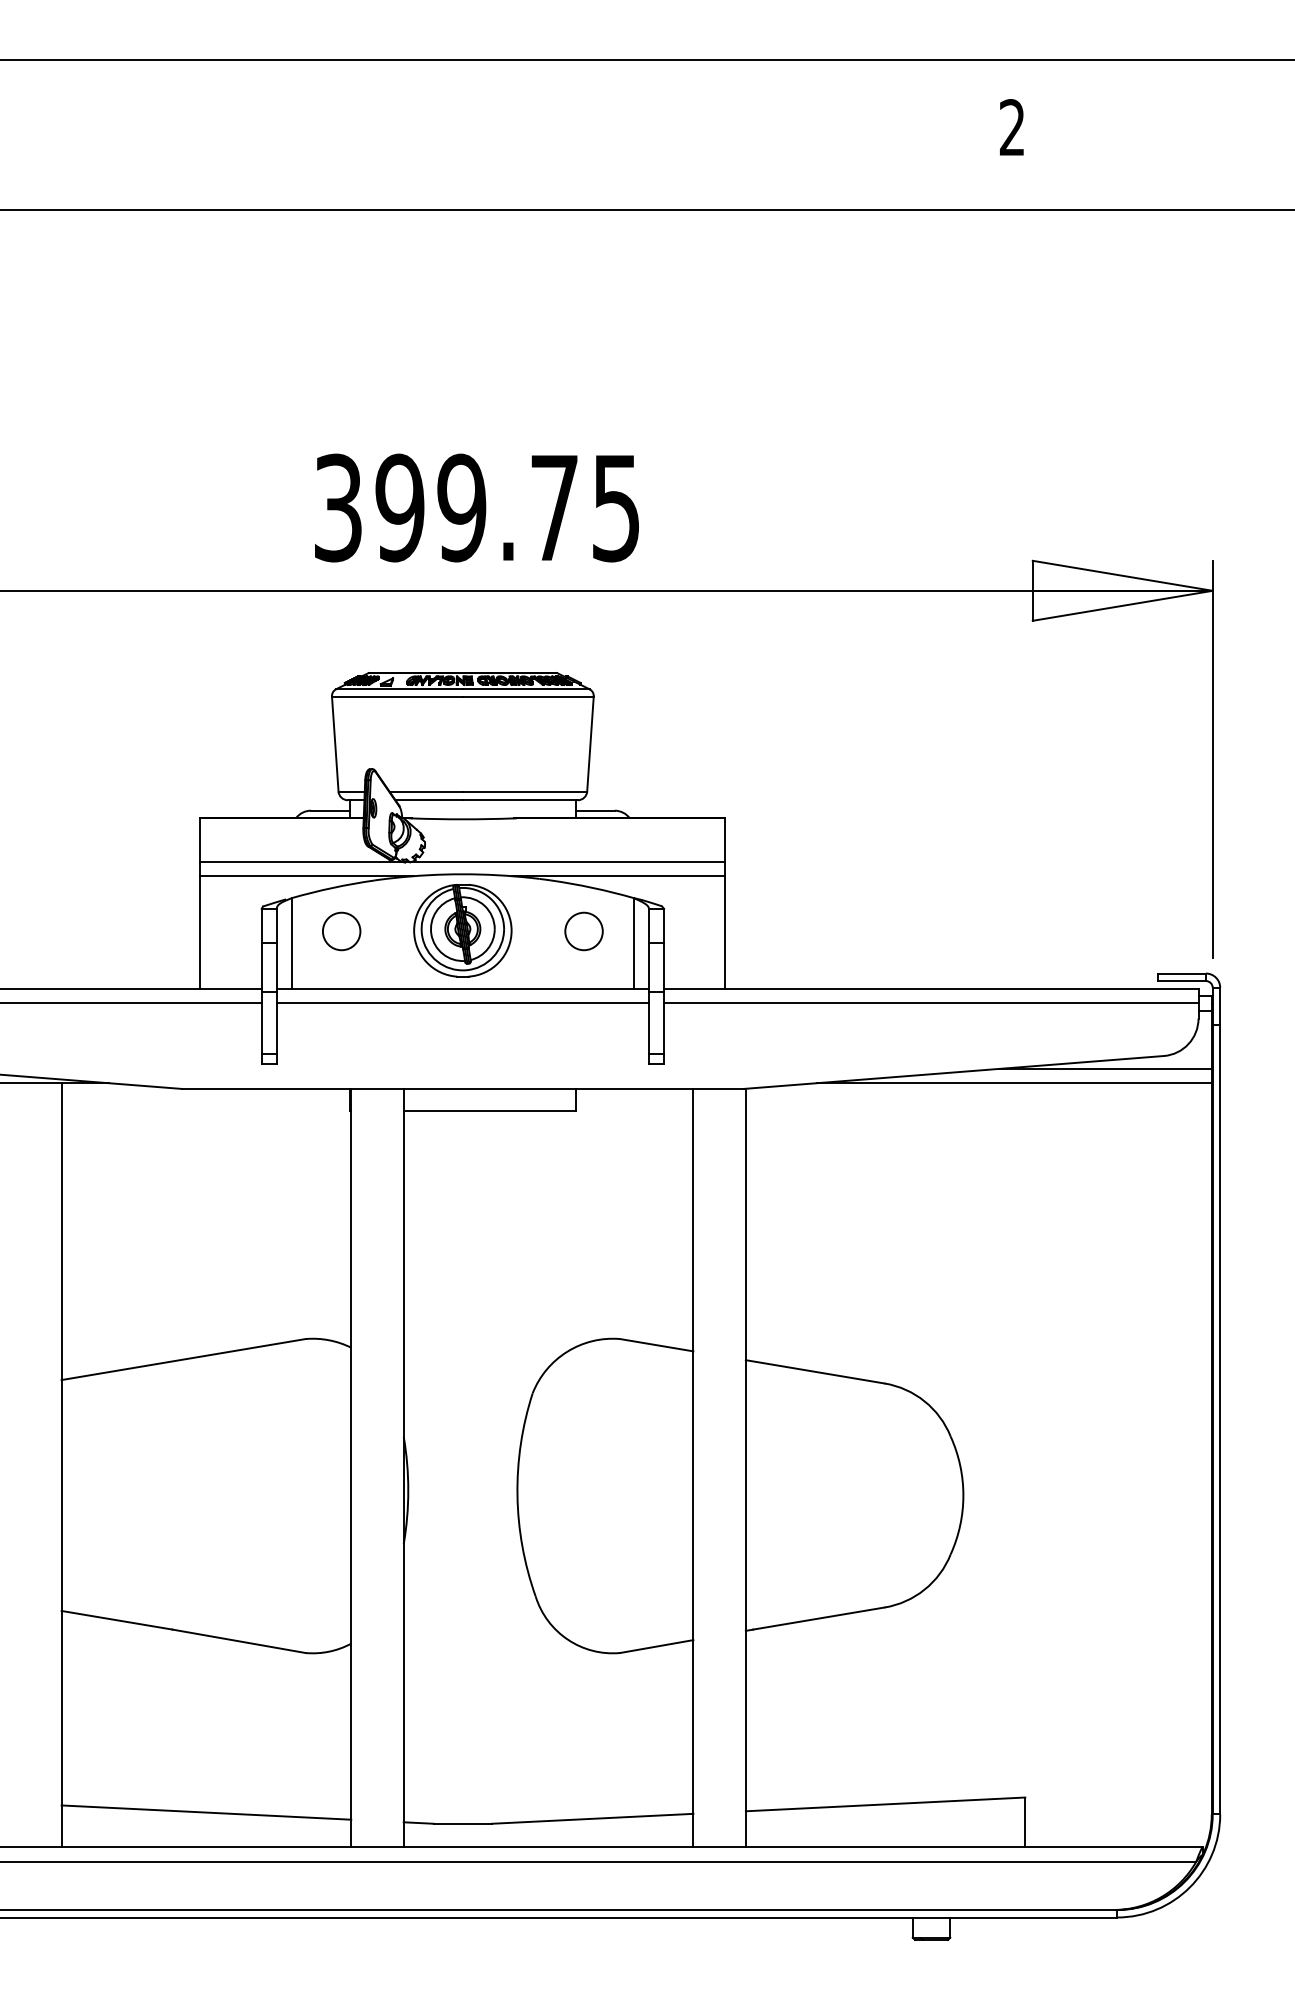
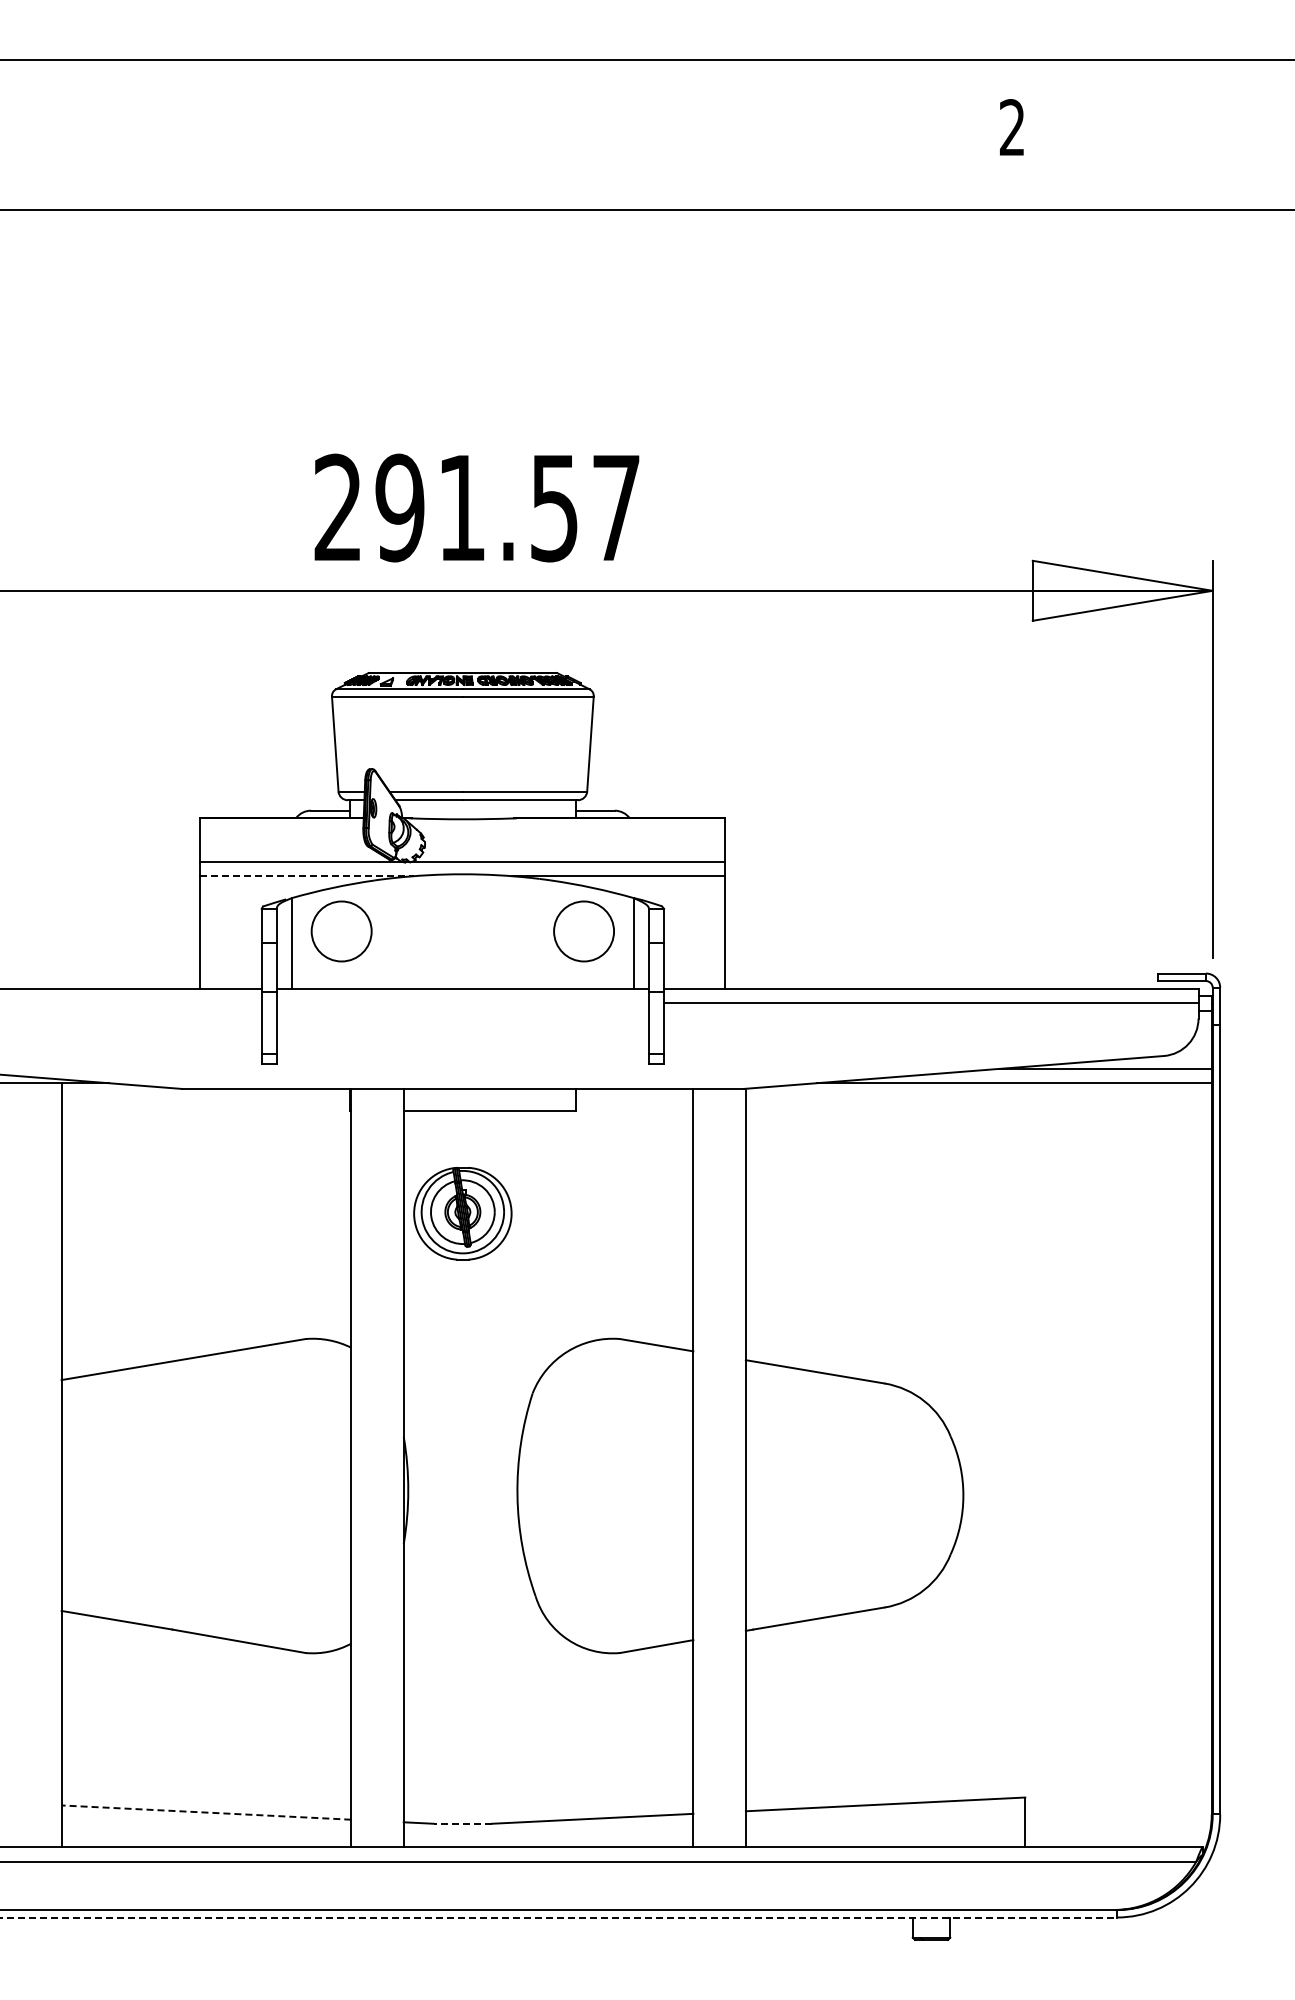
text: 399.75 -> 291.57 (476, 507)
line: solid -> dashed (307, 876)
part position: (462, 930) -> (462, 1213) (462, 1213)
circle diameter: 37 px -> 60 px (341, 931)
circle diameter: 37 px -> 60 px (584, 931)
line: present -> none (131, 1003)
line: present -> none (462, 1003)
line: solid -> dashed (206, 1812)
line: solid -> dashed (462, 1823)
line: solid -> dashed (559, 1917)
